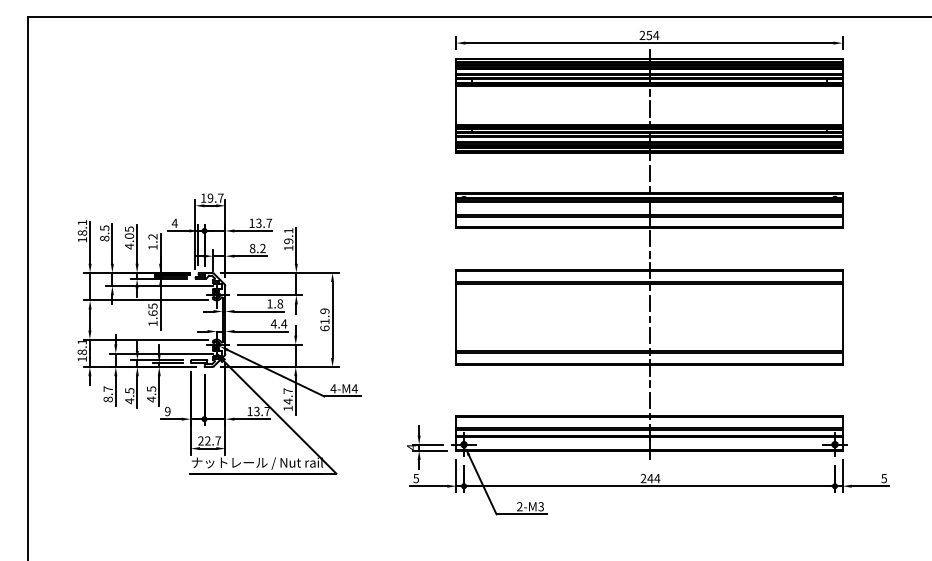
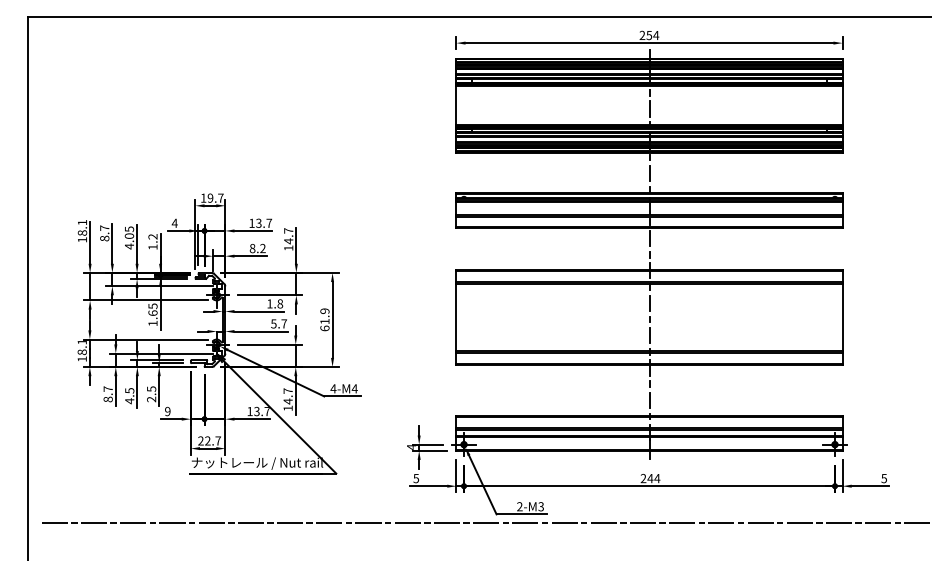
text: 8.5 -> 8.7 (104, 228)
text: 19.1 -> 14.7 (288, 236)
text: 4.4 -> 5.7 (278, 323)
text: 4.5 -> 2.5 (151, 399)
line: none -> present (484, 522)
